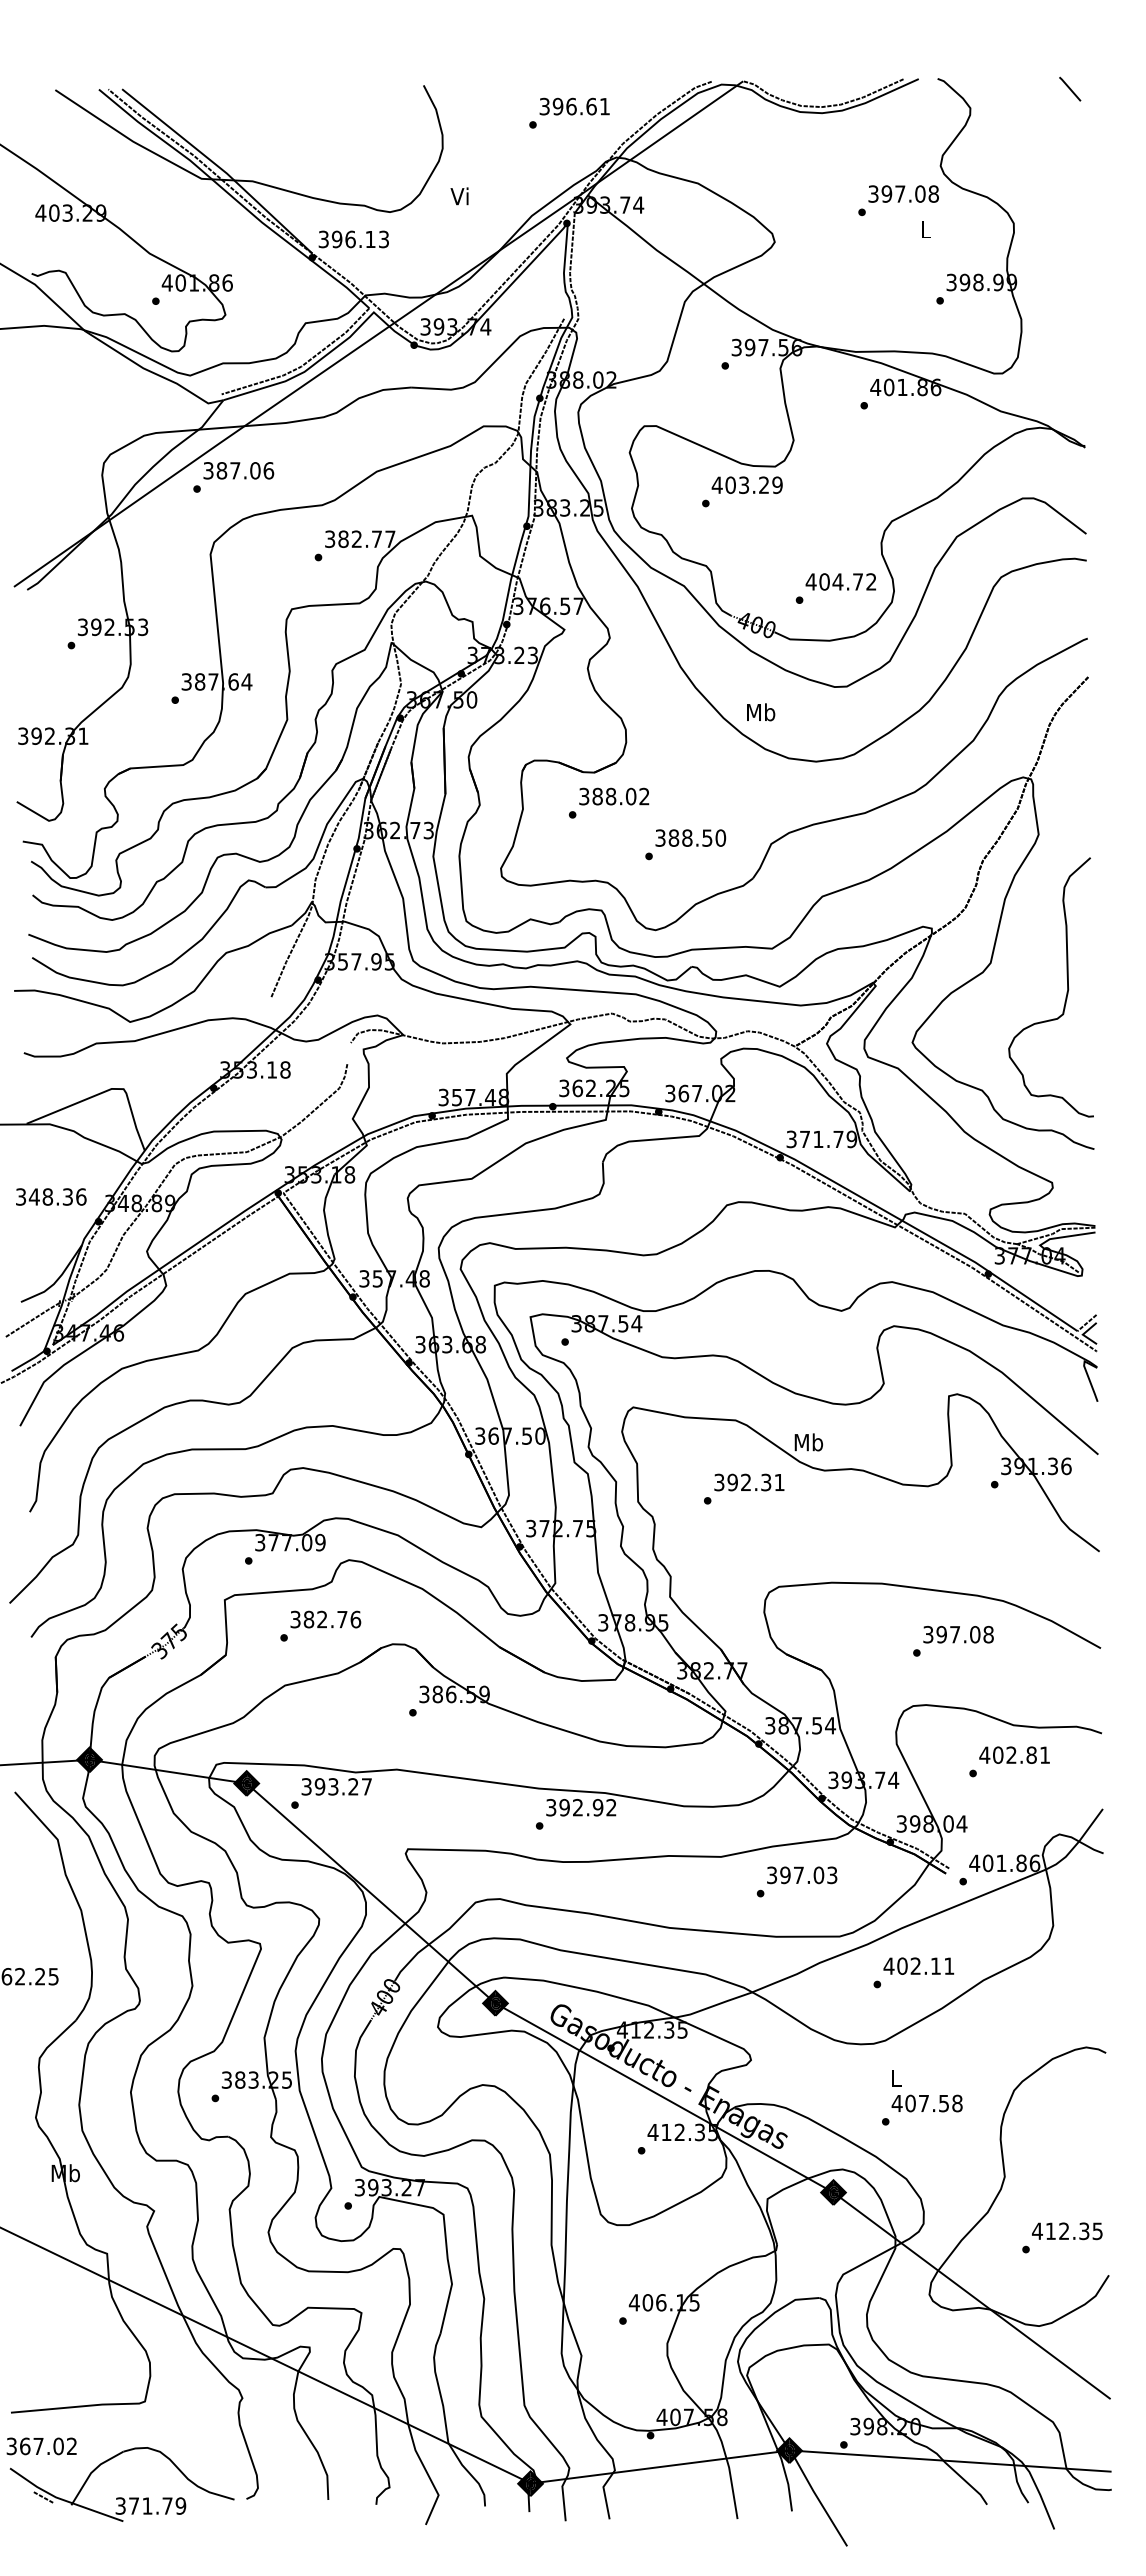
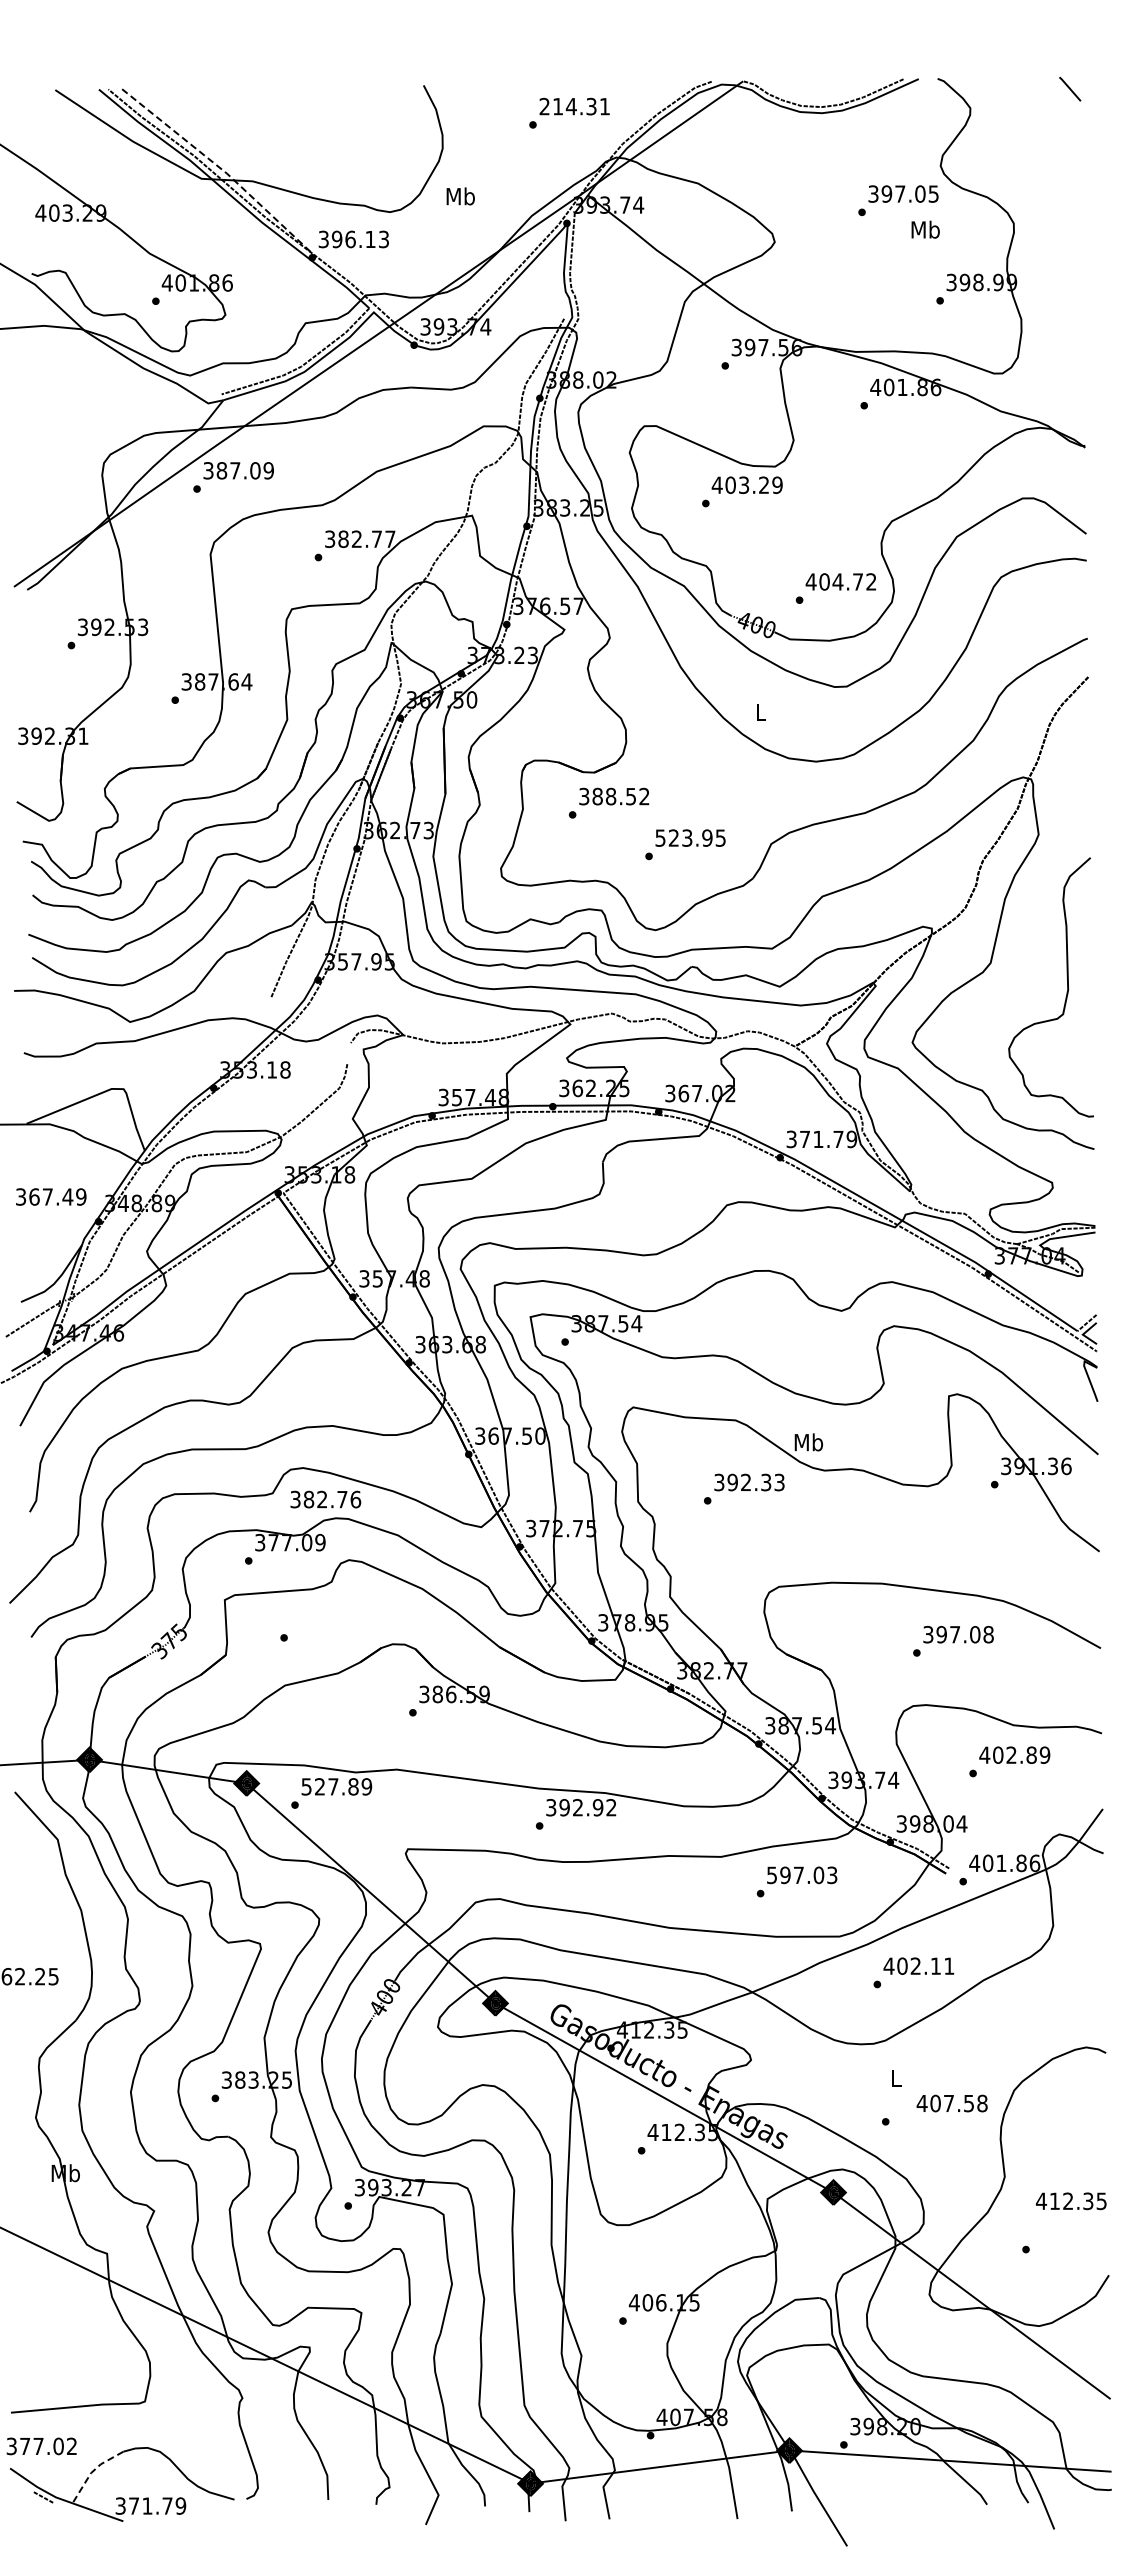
text: 396.61 -> 214.31 (567, 106)
line: solid -> dashed (220, 168)
text: 397.08 -> 397.05 (933, 193)
text: Vi -> Mb (460, 196)
text: L -> Mb (925, 229)
text: 387.06 -> 387.09 (268, 470)
text: Mb -> L (761, 712)
text: 388.02 -> 388.52 (630, 796)
text: 388.50 -> 523.95 (691, 837)
text: 348.36 -> 367.49 (57, 1196)
text: 392.31 -> 392.33 (779, 1482)
text position: (325, 1619) -> (325, 1499) (325, 1499)
text: 402.81 -> 402.89 (1044, 1754)
text: 393.27 -> 527.89 (337, 1786)
text: 397.03 -> 597.03 (772, 1874)
text position: (926, 2103) -> (951, 2103) (951, 2103)
text position: (1067, 2231) -> (1071, 2201) (1071, 2201)
text: 367.02 -> 377.02 (25, 2446)
line: solid -> dashed (91, 2472)
